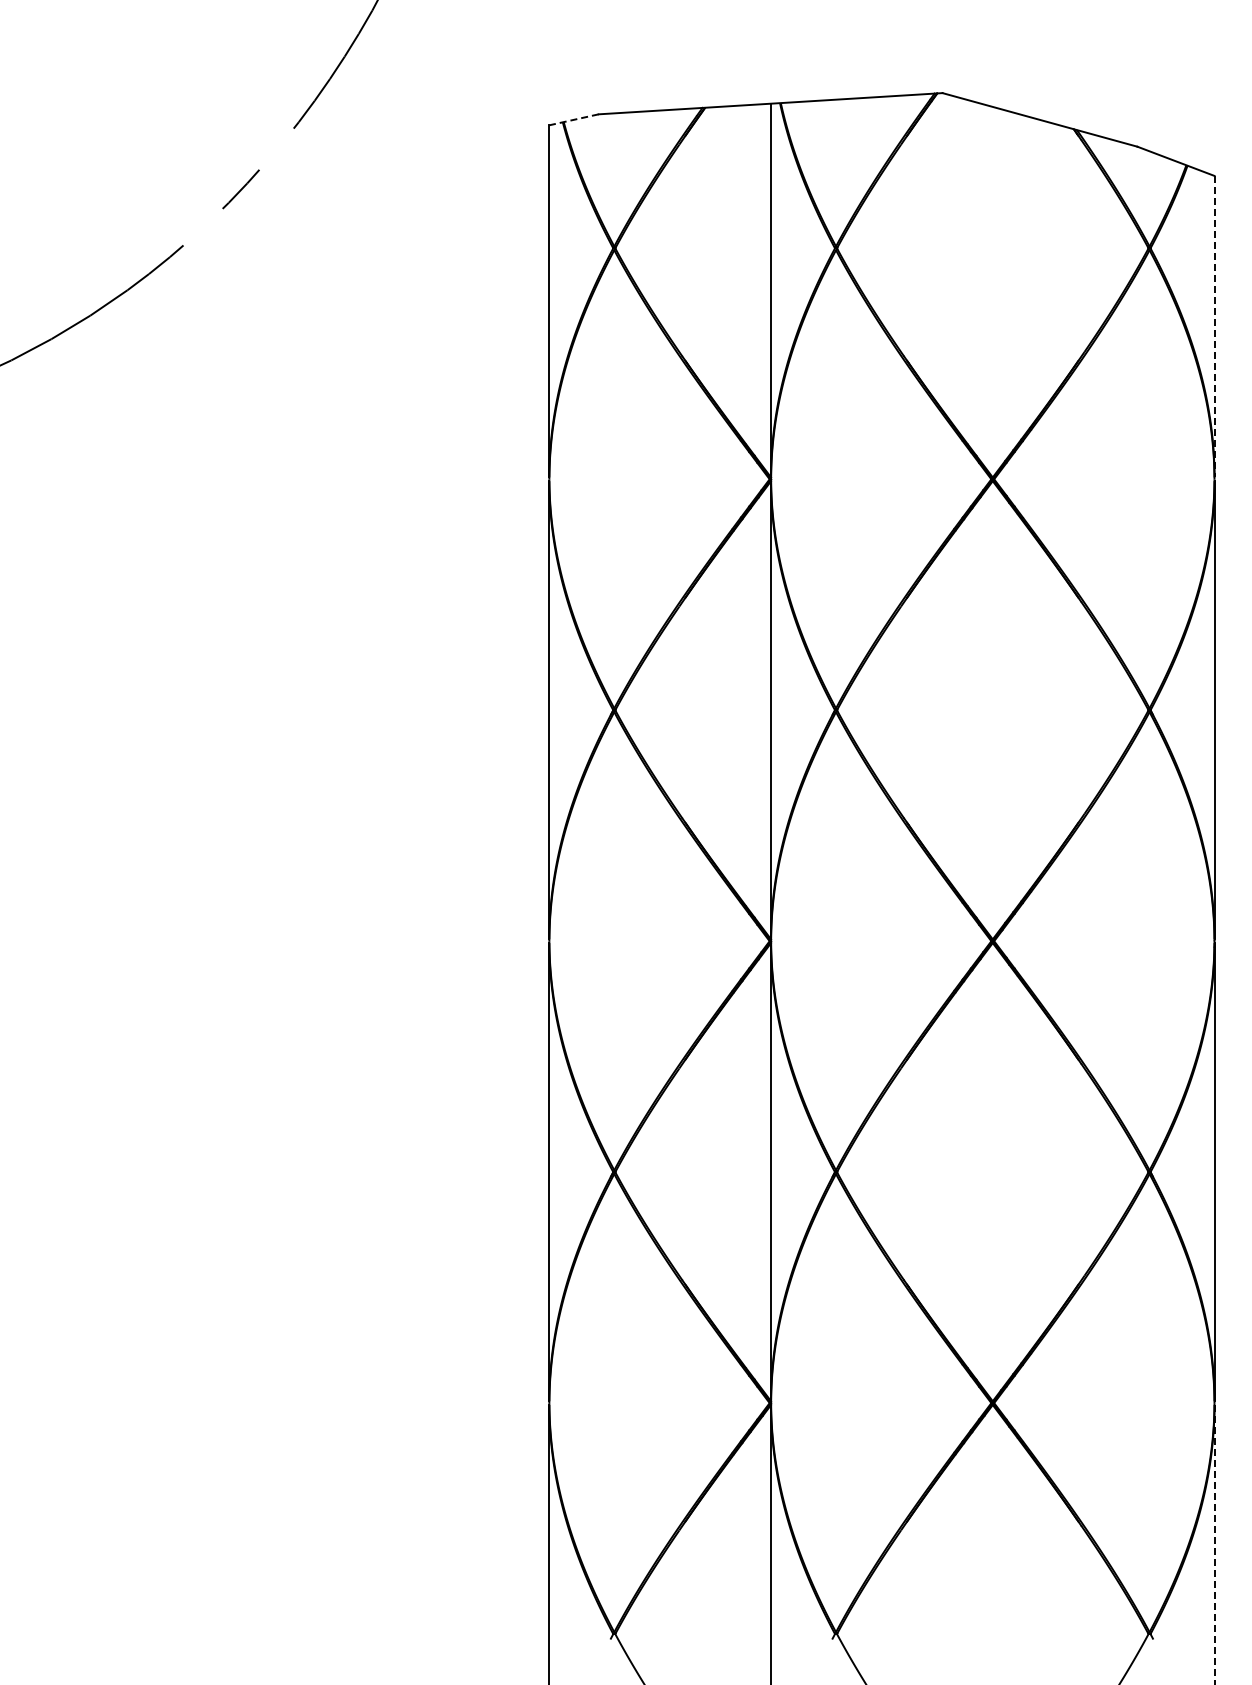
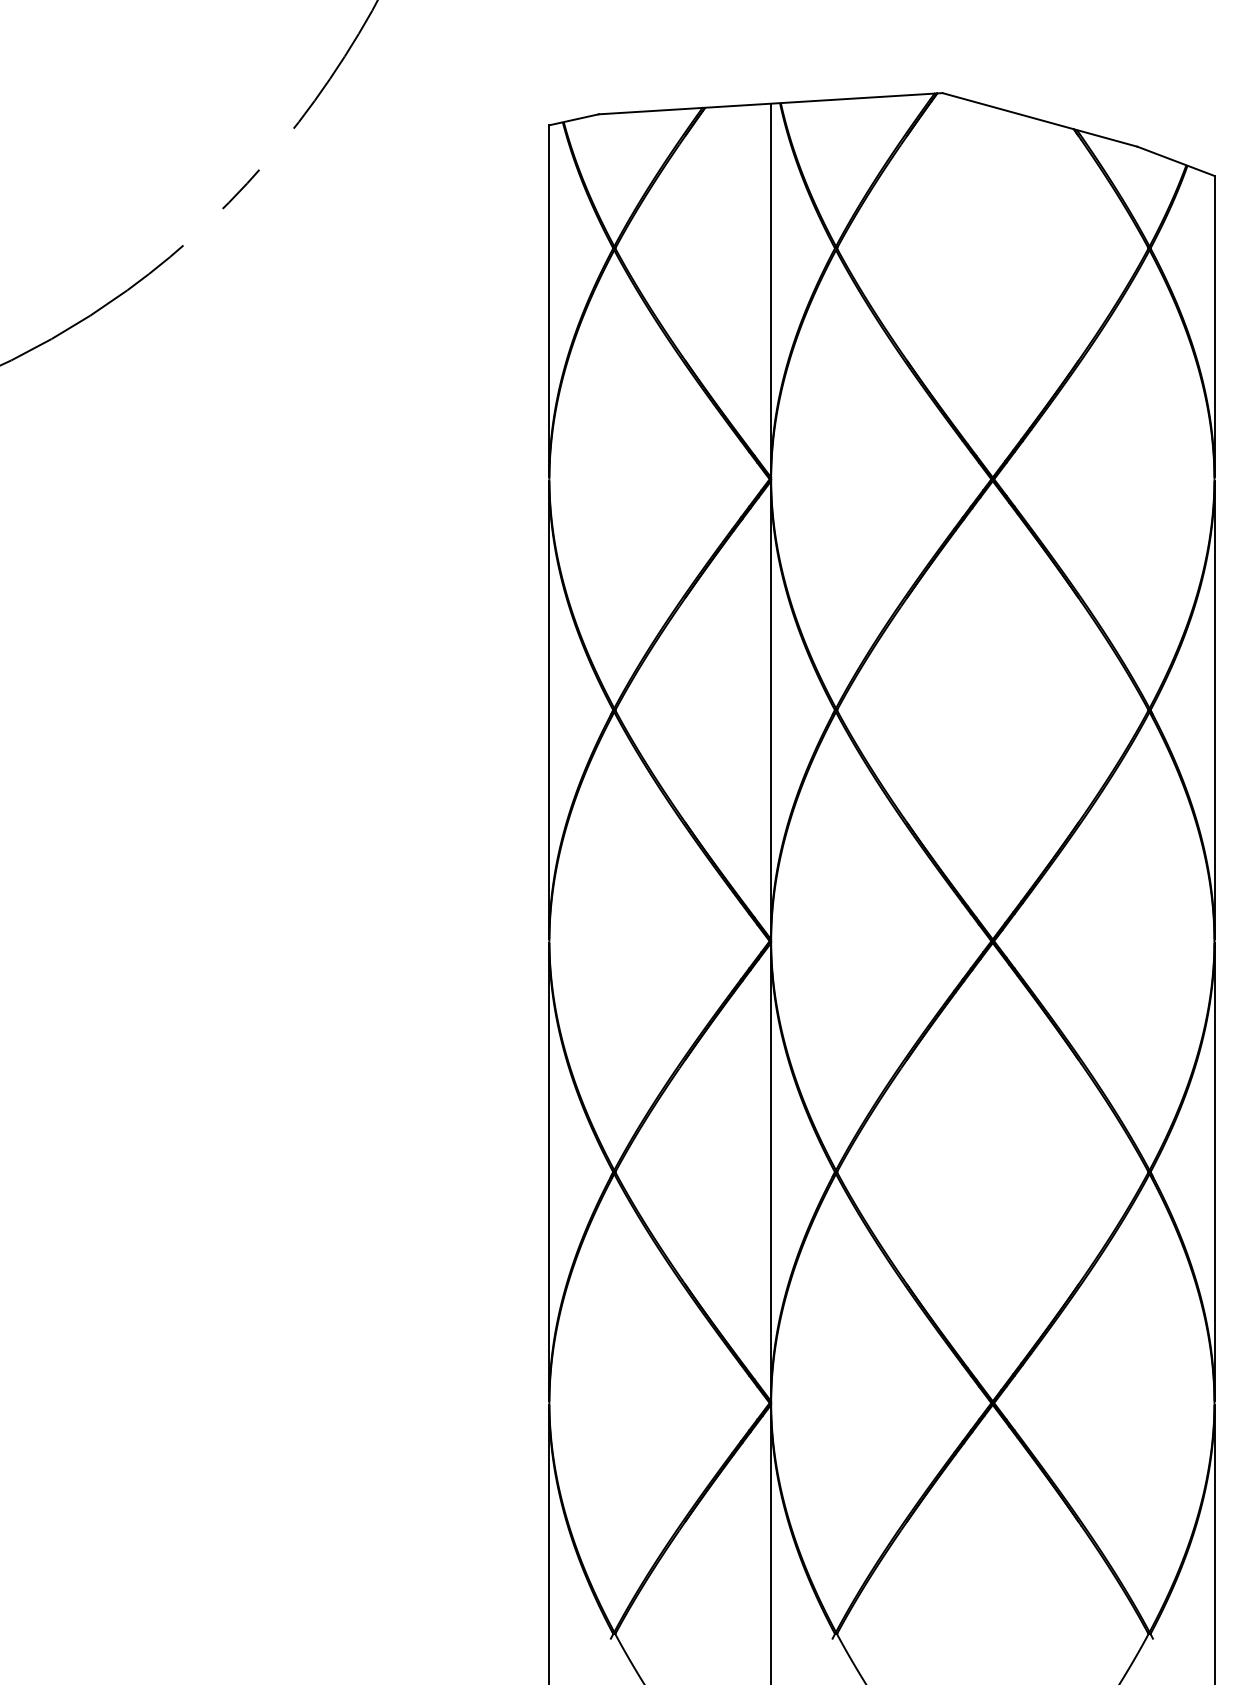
line: dashed -> solid (573, 119)
line: dashed -> solid (1214, 326)
line: dashed -> solid (1214, 1544)
